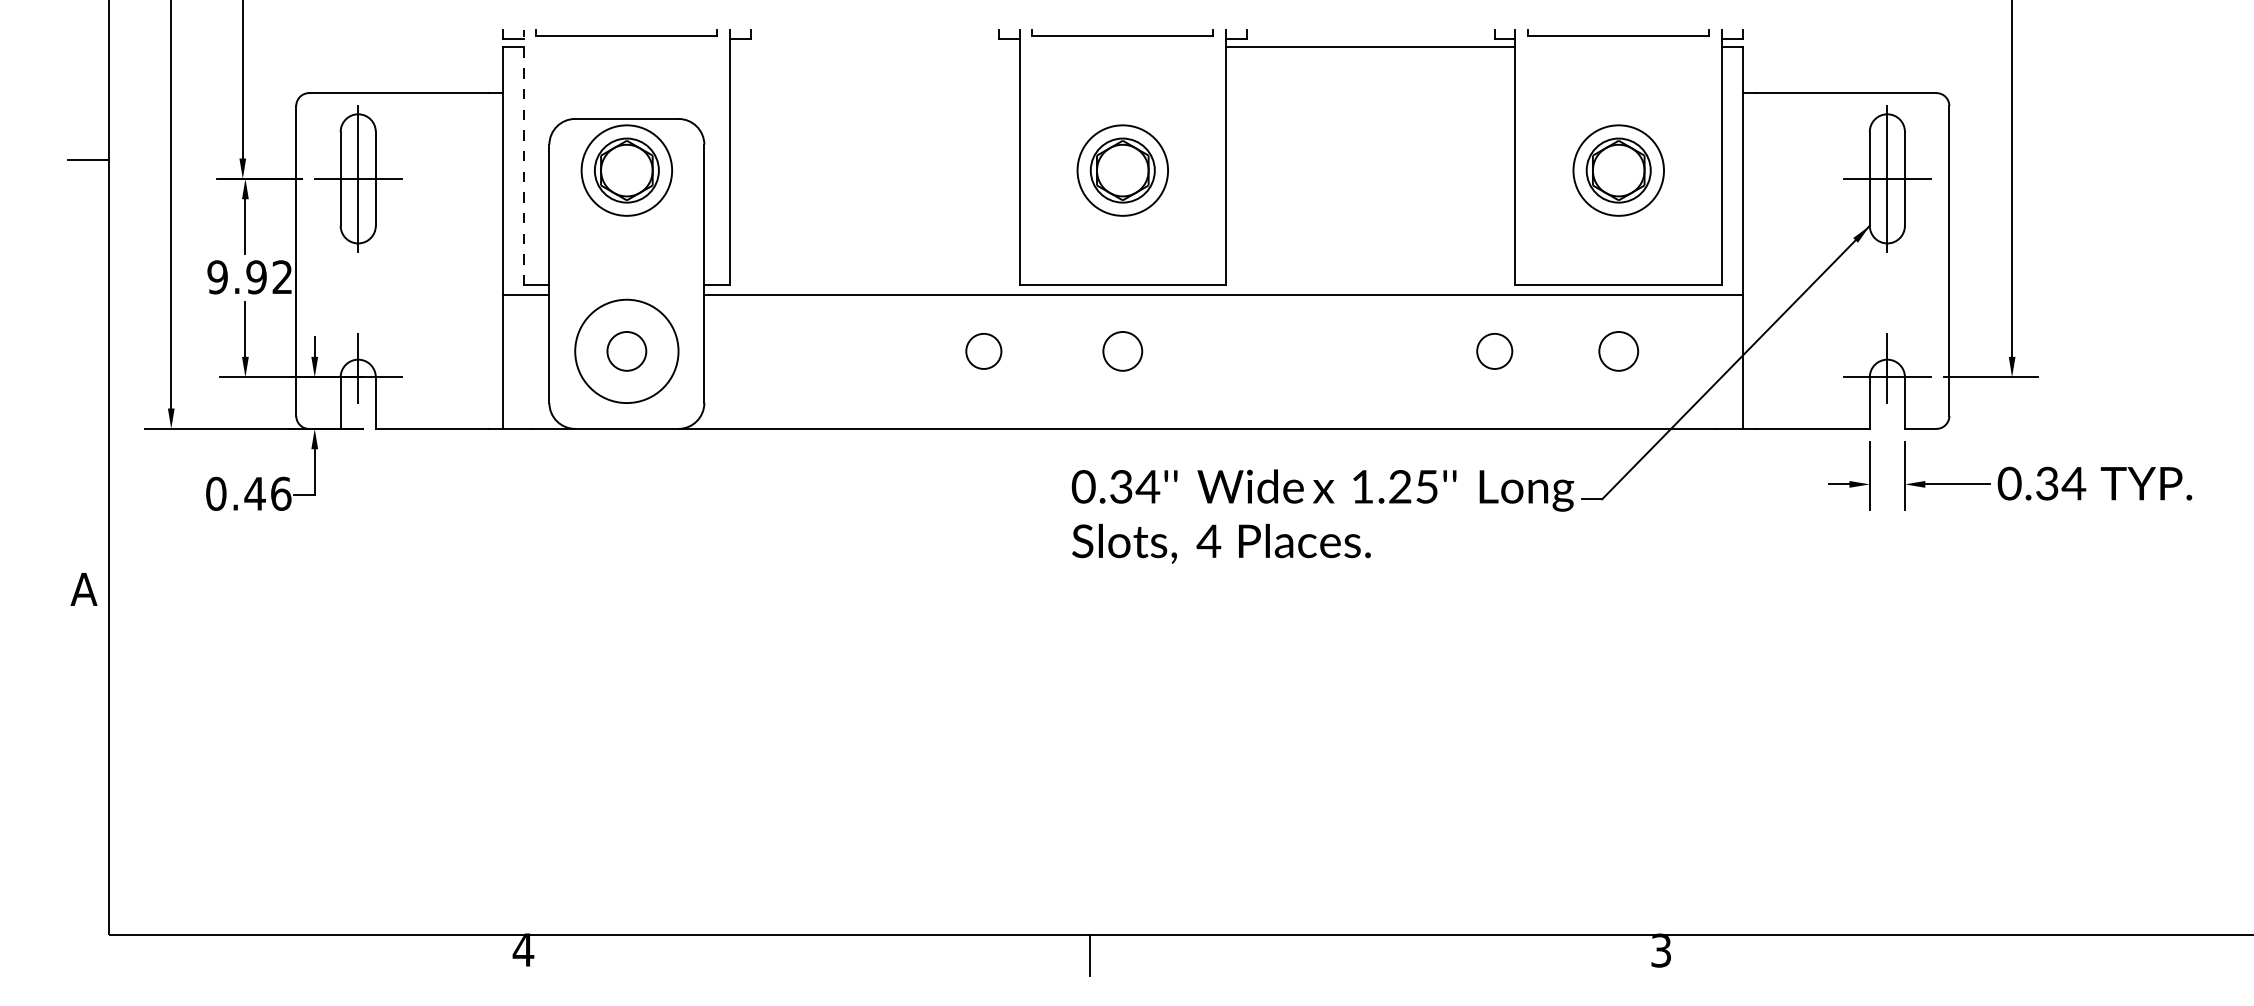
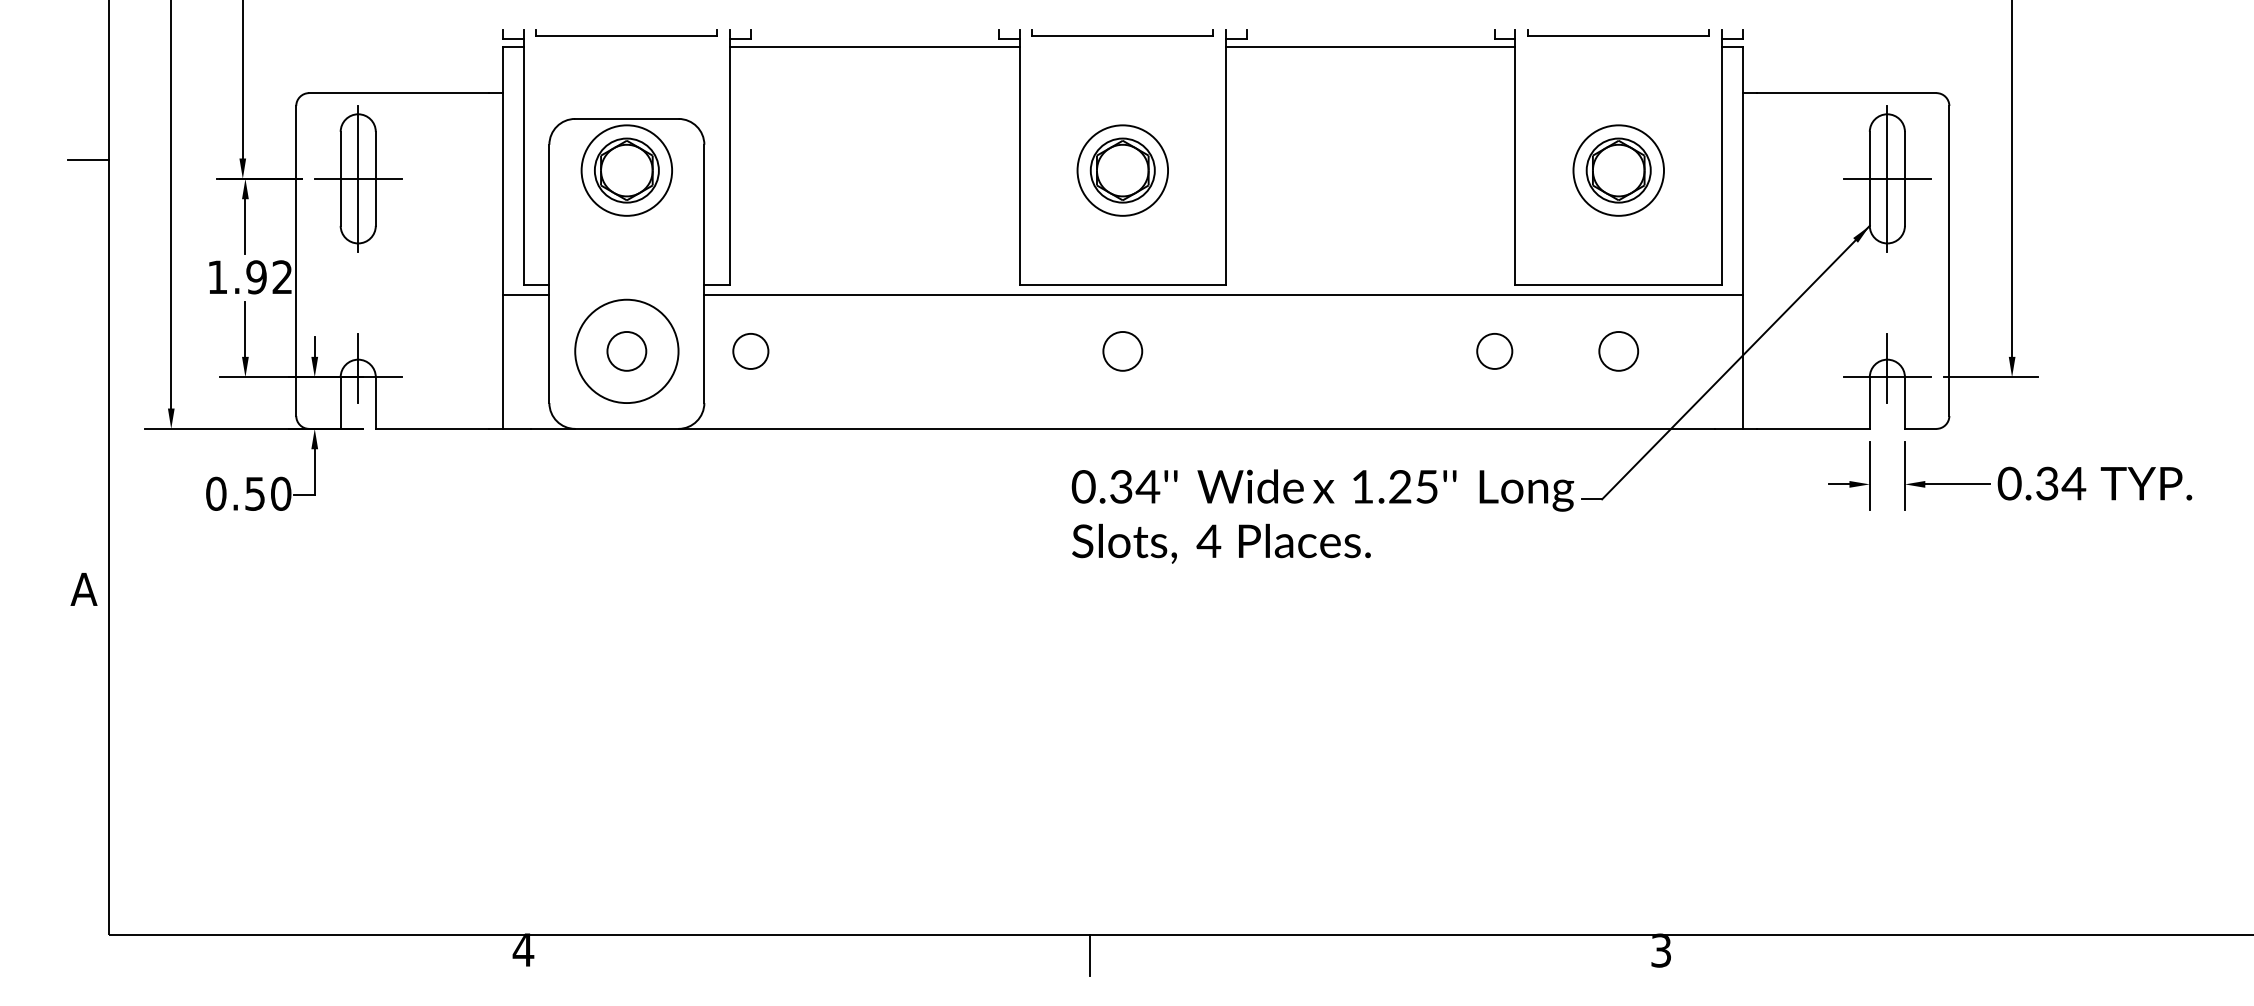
line: none -> present (874, 46)
line: dashed -> solid (523, 157)
text: 9.92 -> 1.92 (217, 277)
circle position: (983, 351) -> (750, 351) (750, 351)
text: 0.46 -> 0.50 (267, 493)
